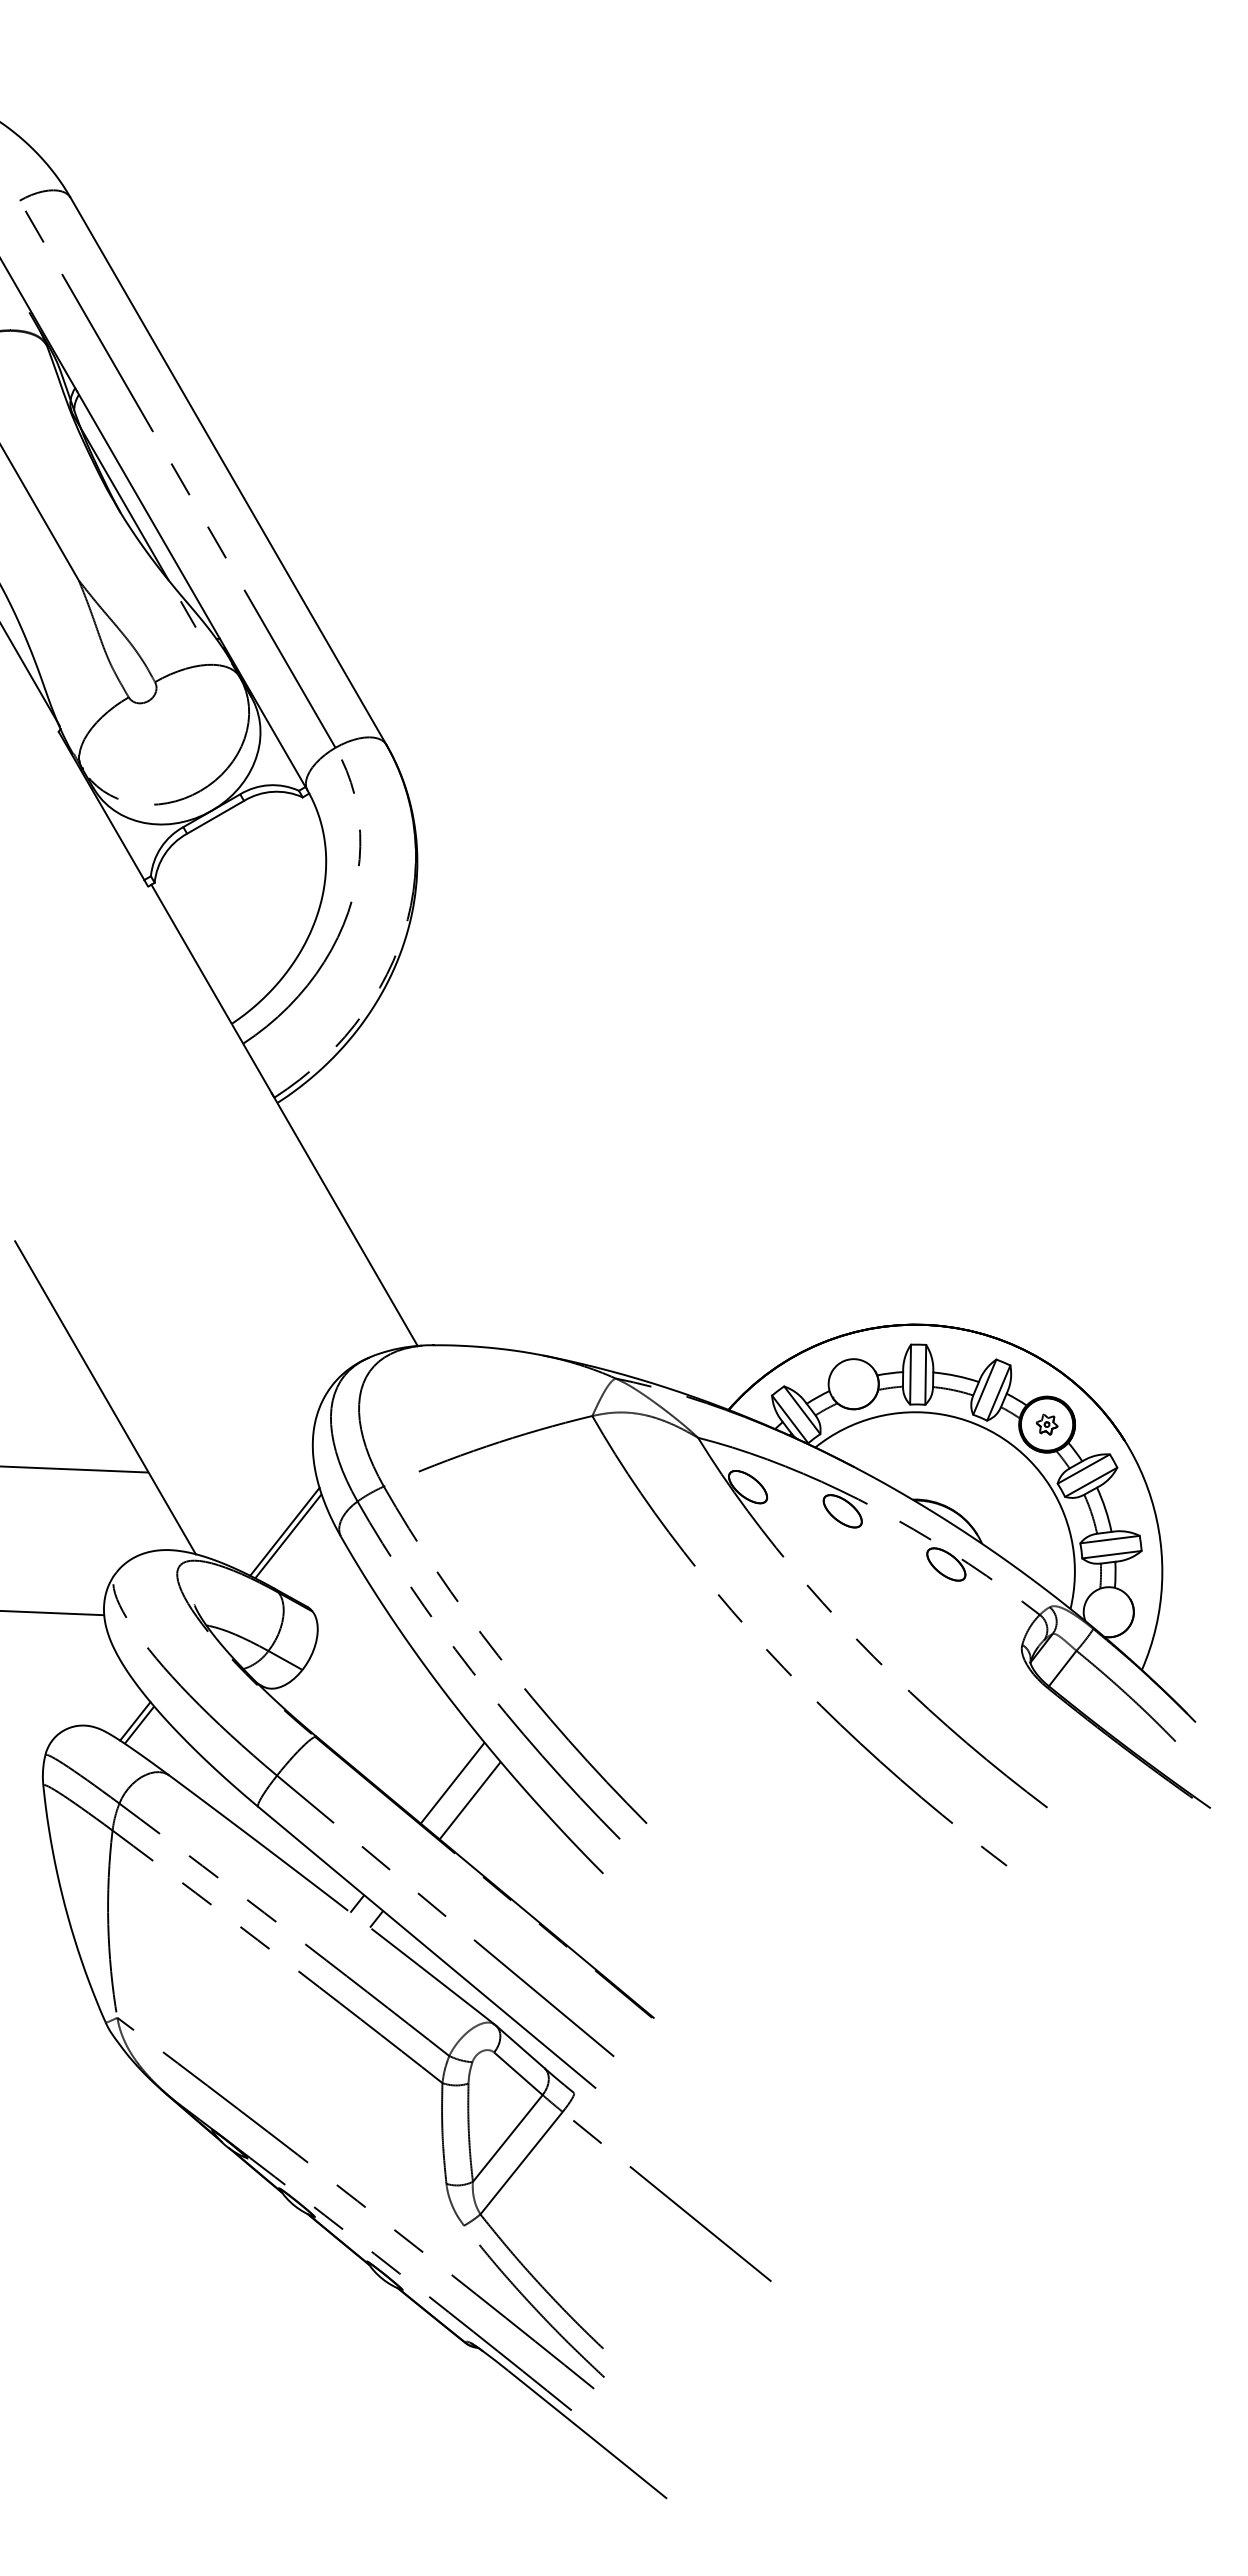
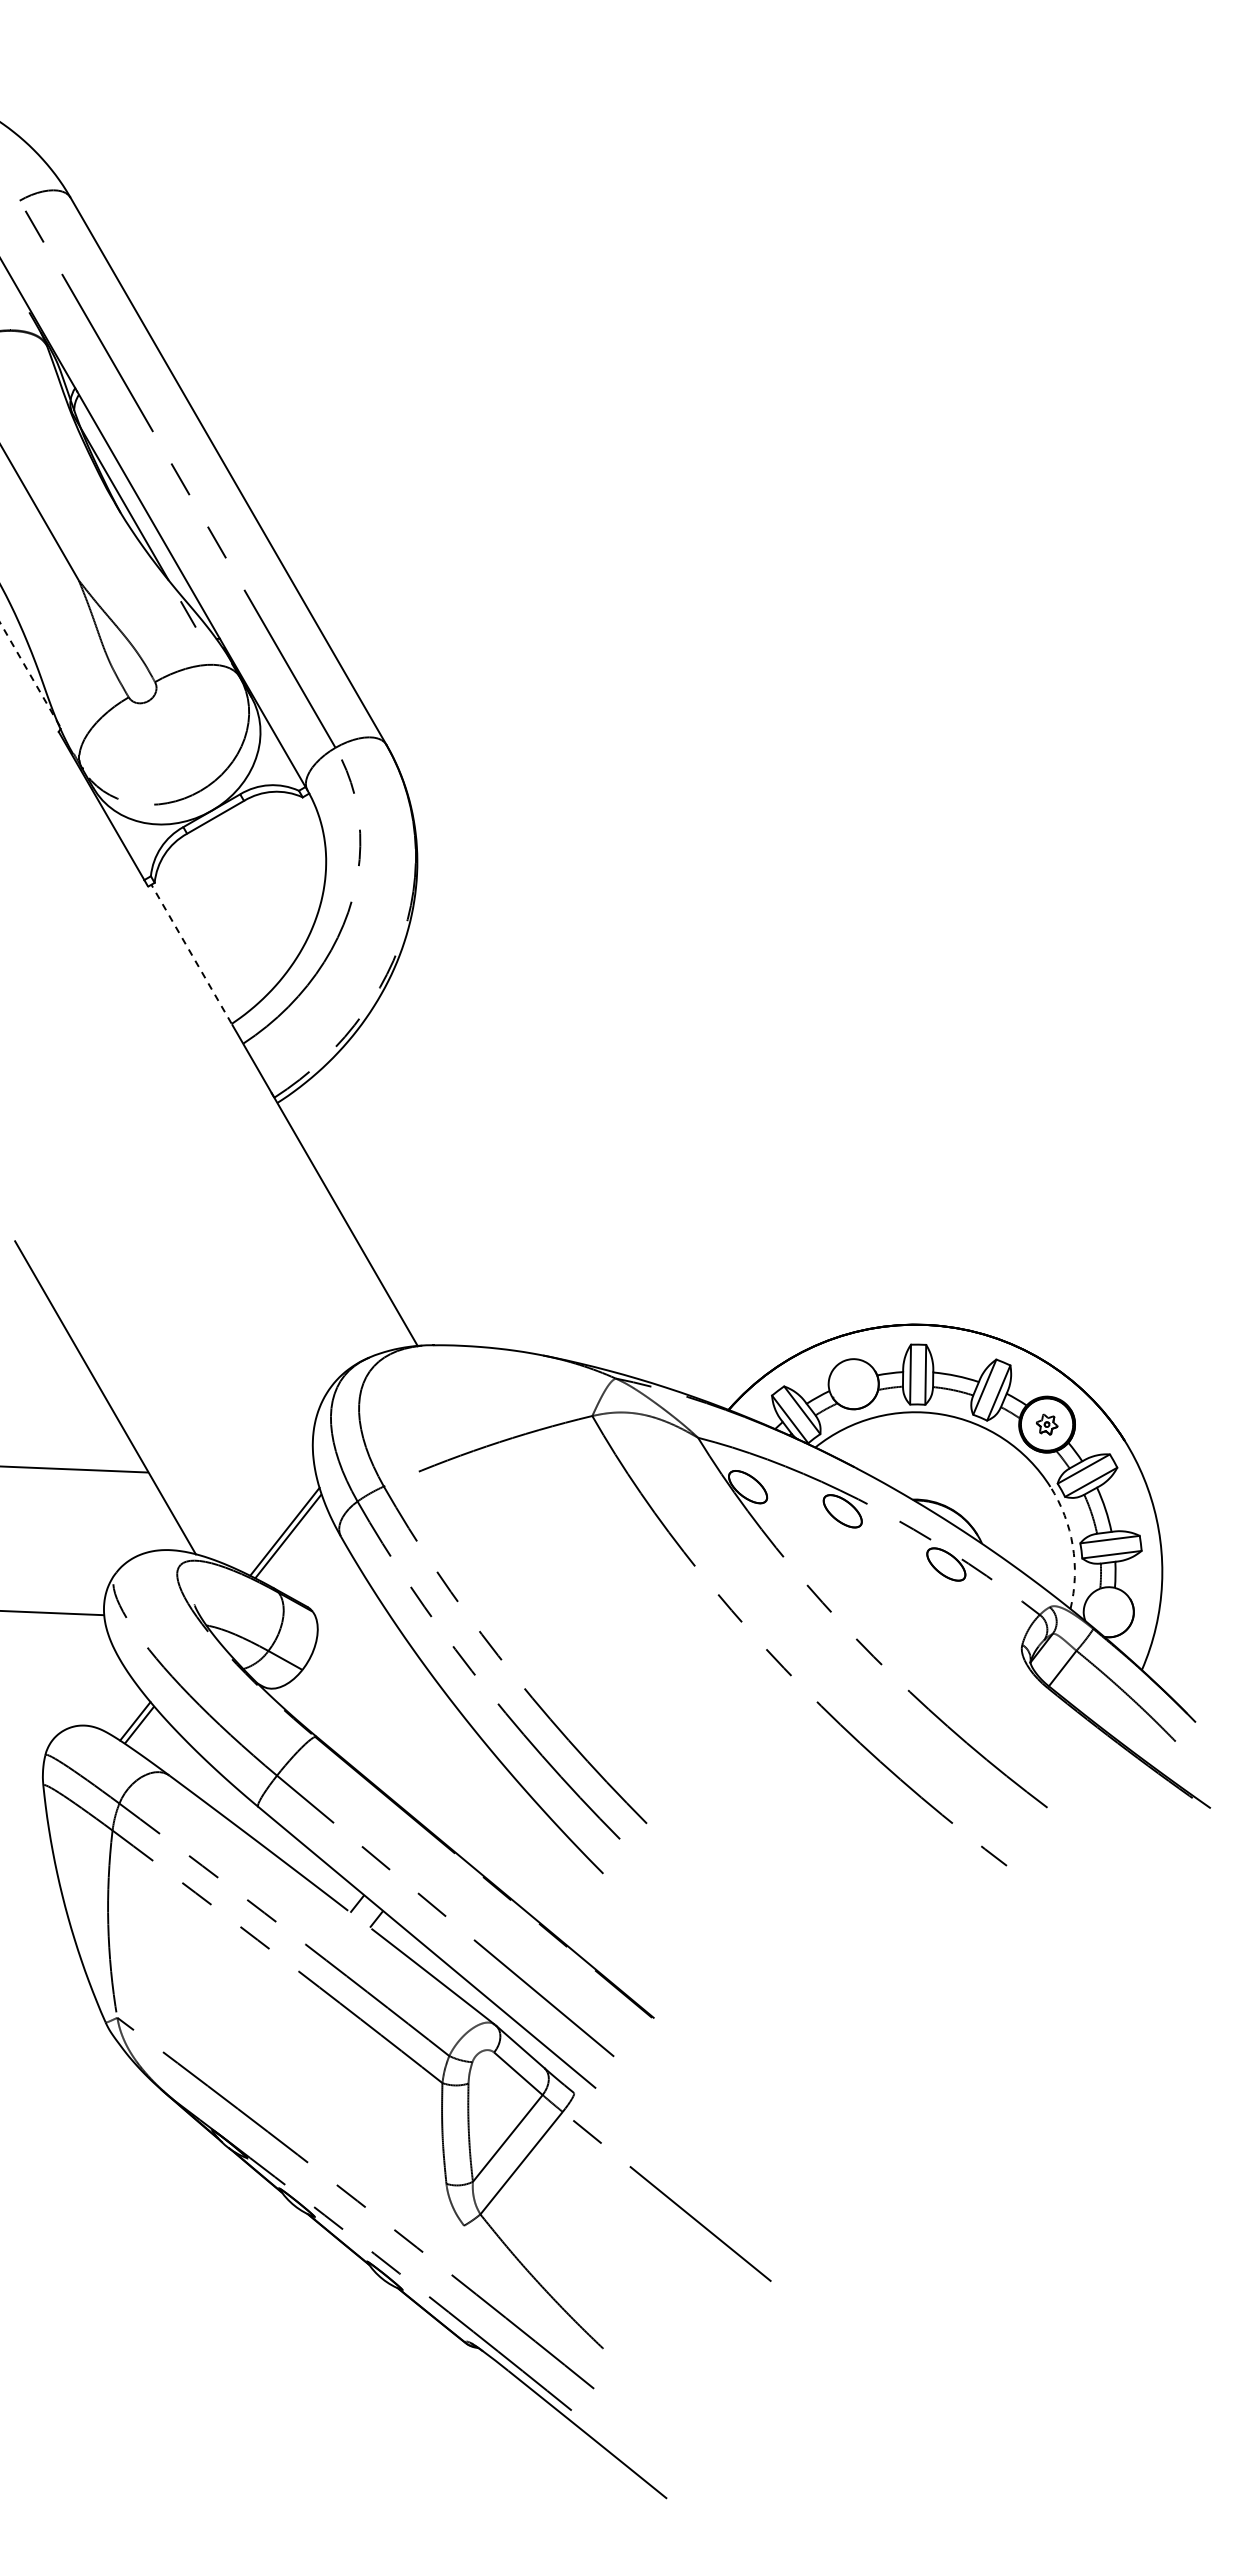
line: solid -> dashed (29, 674)
line: solid -> dashed (191, 953)
arc: solid -> dashed (1072, 1545)
line: present -> none (452, 1782)
line: present -> none (469, 1800)
curve: present -> none (539, 2311)
